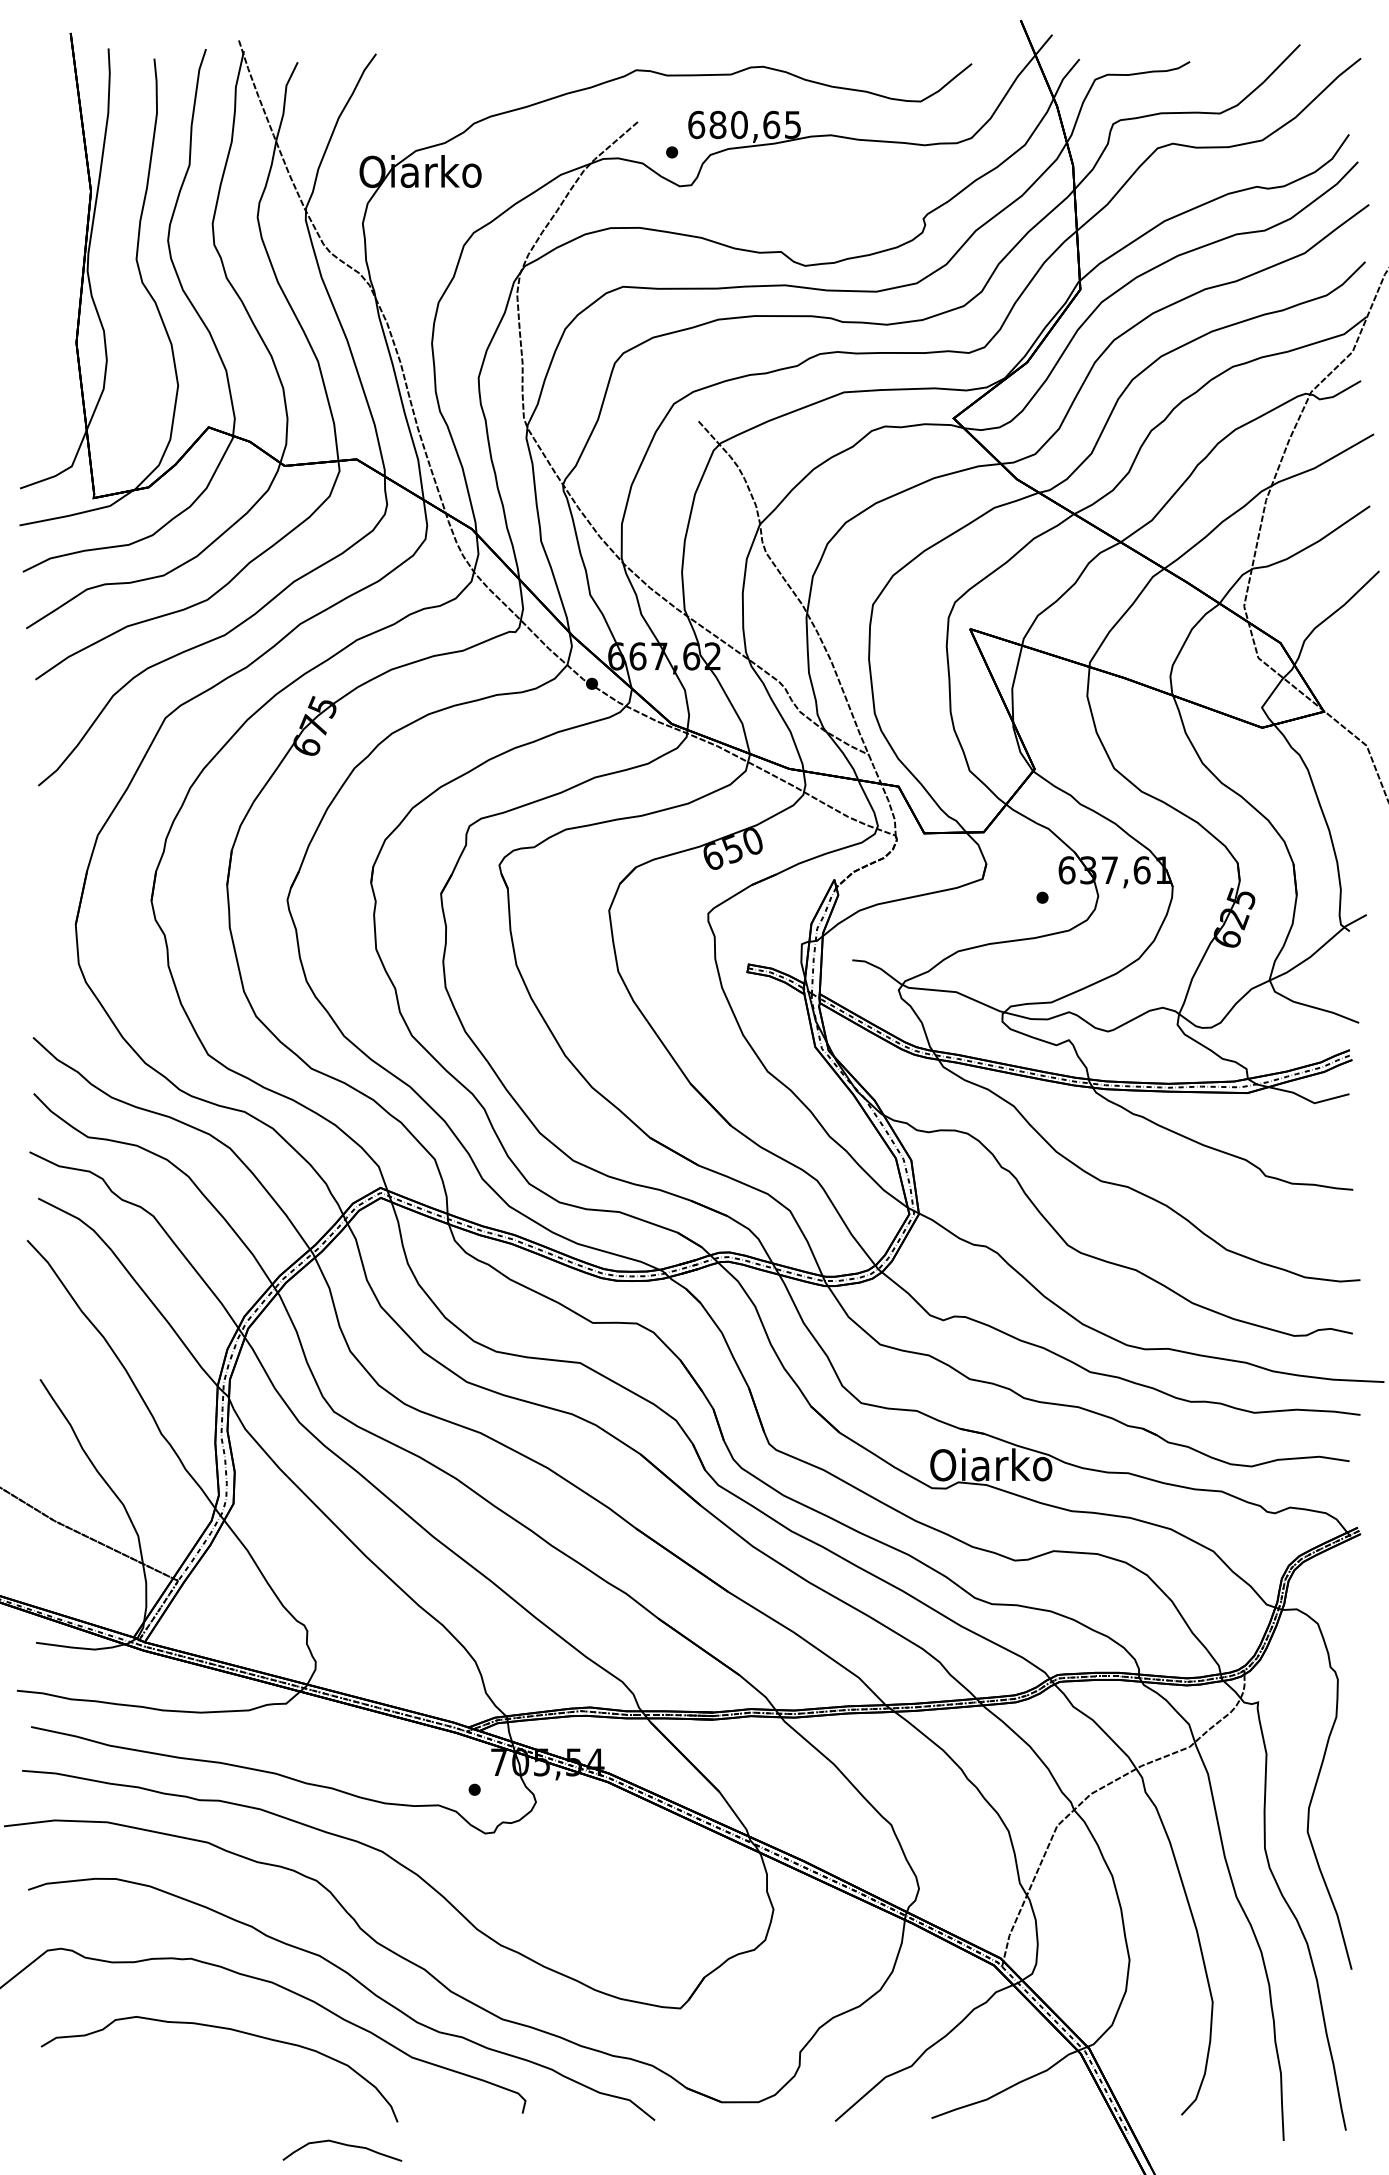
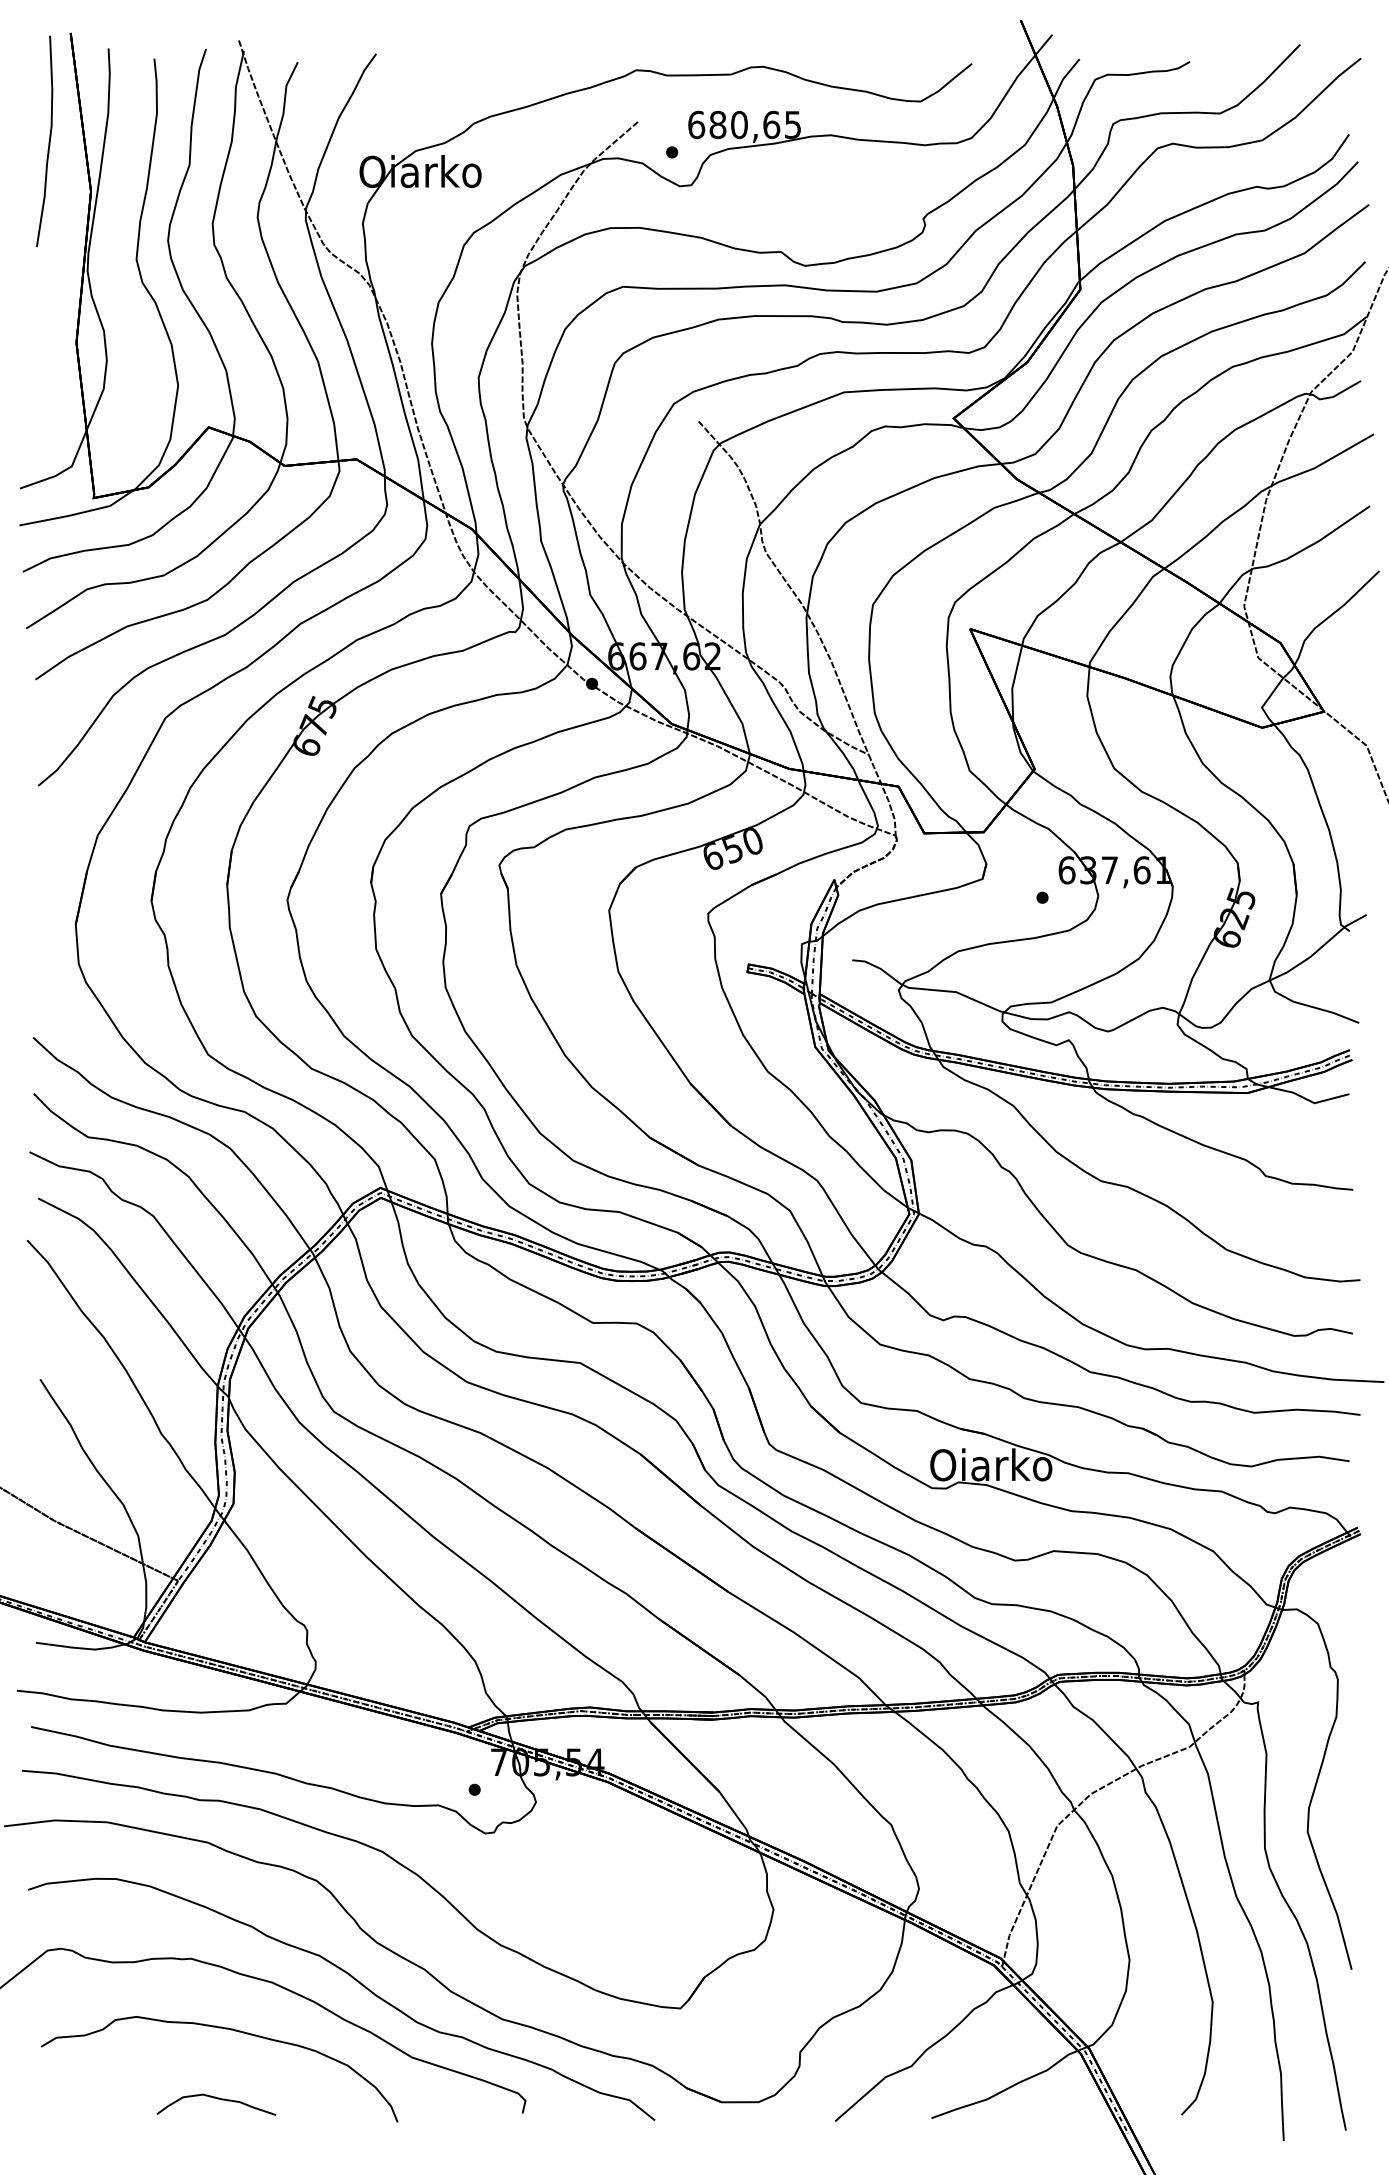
curve: none -> present (48, 141)
curve position: (343, 2145) -> (217, 2099) (217, 2099)
